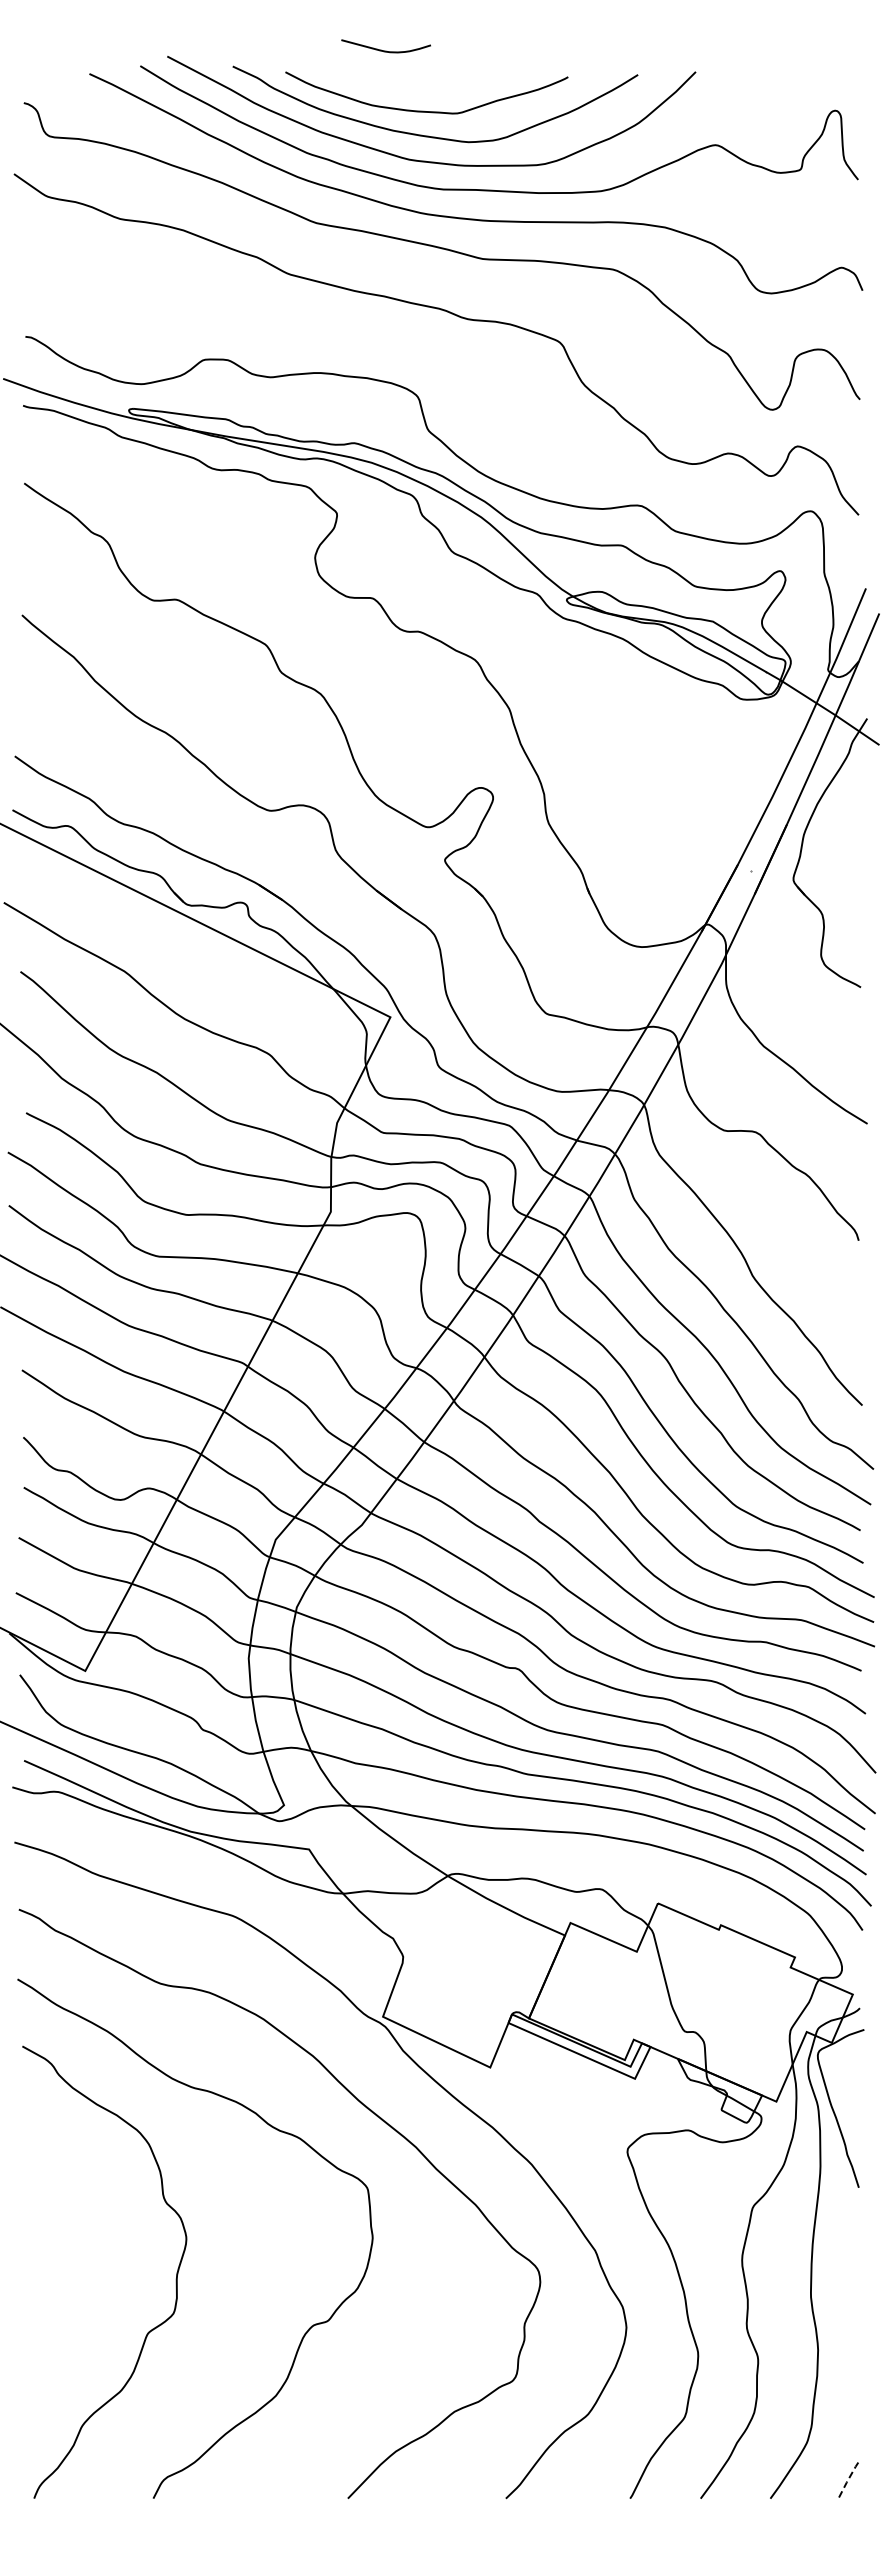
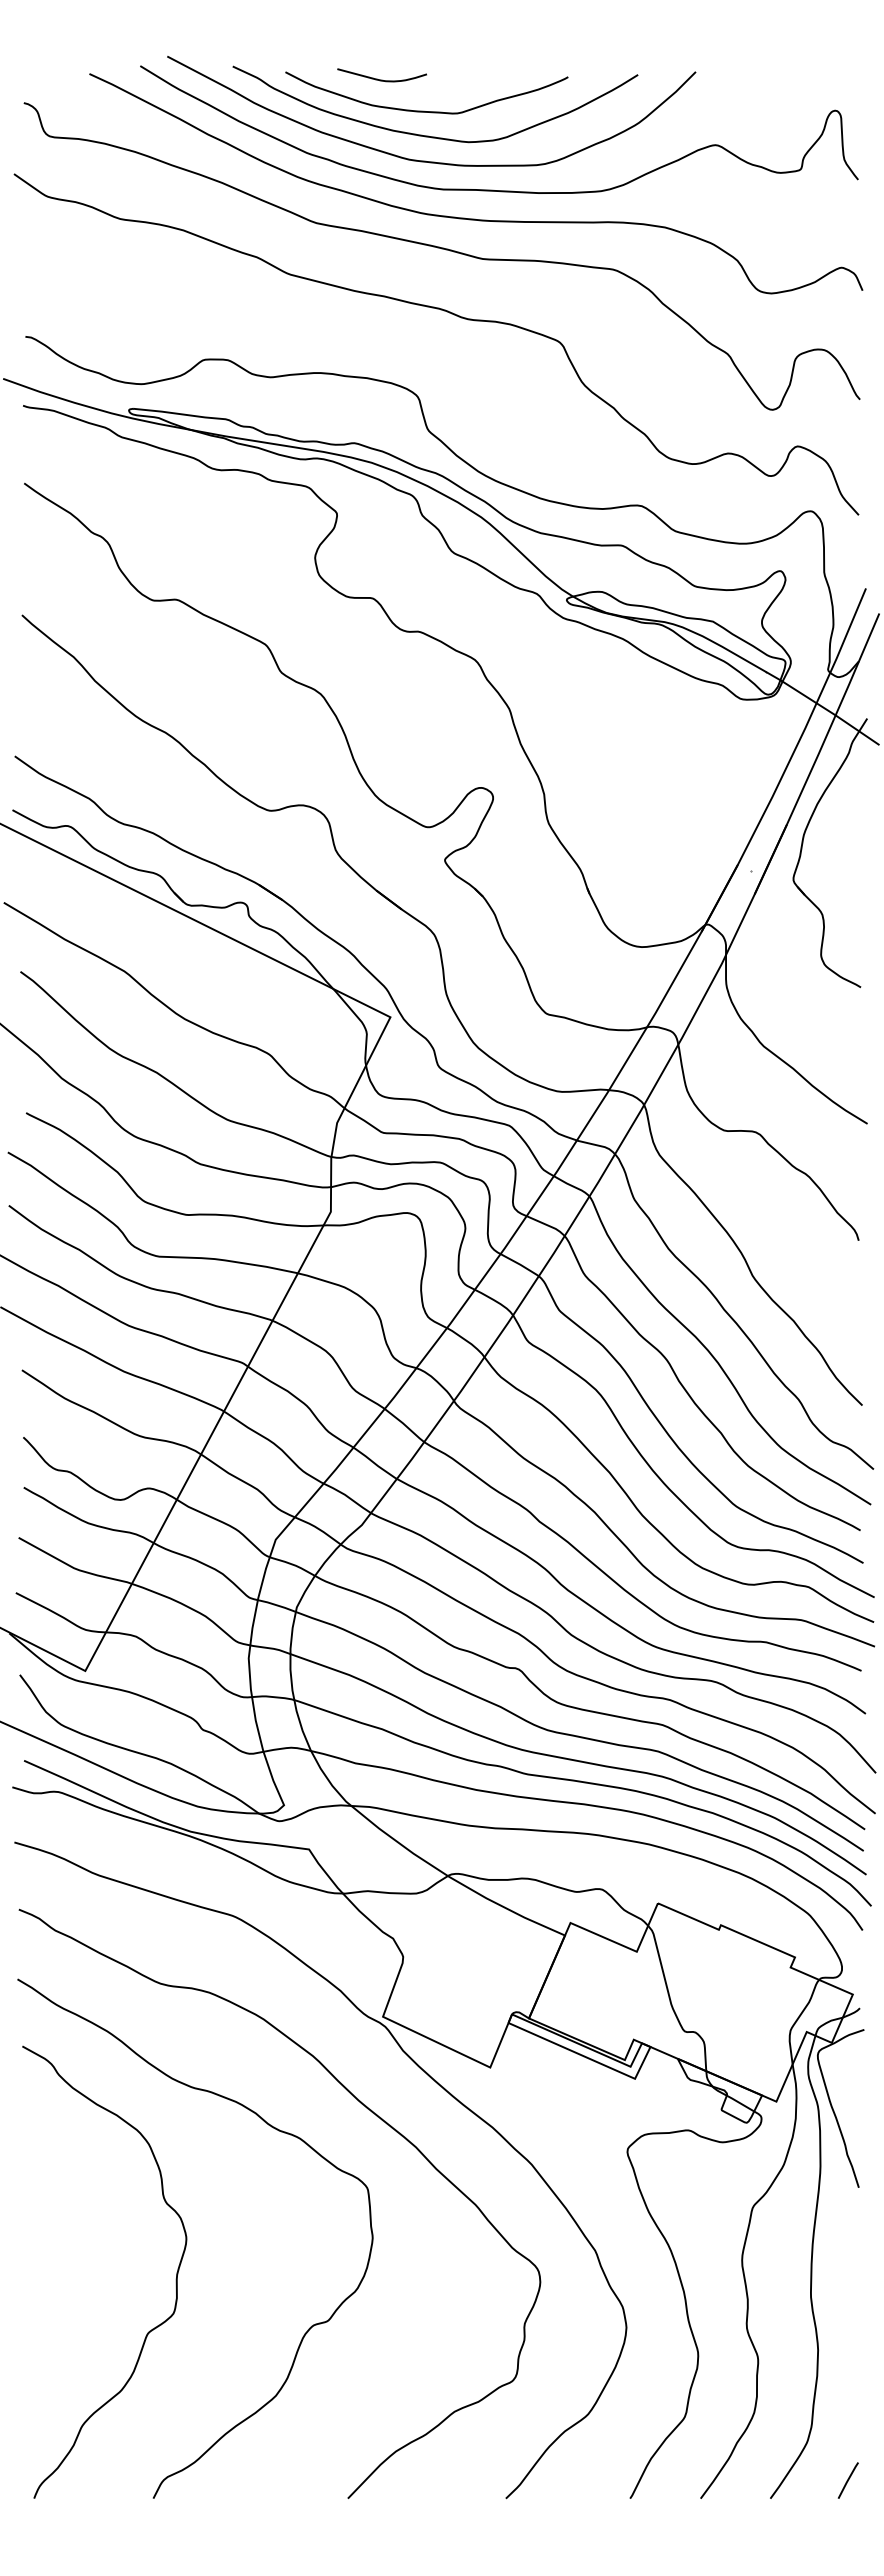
curve position: (385, 50) -> (381, 79) (381, 79)
line: dashed -> solid (847, 2480)
